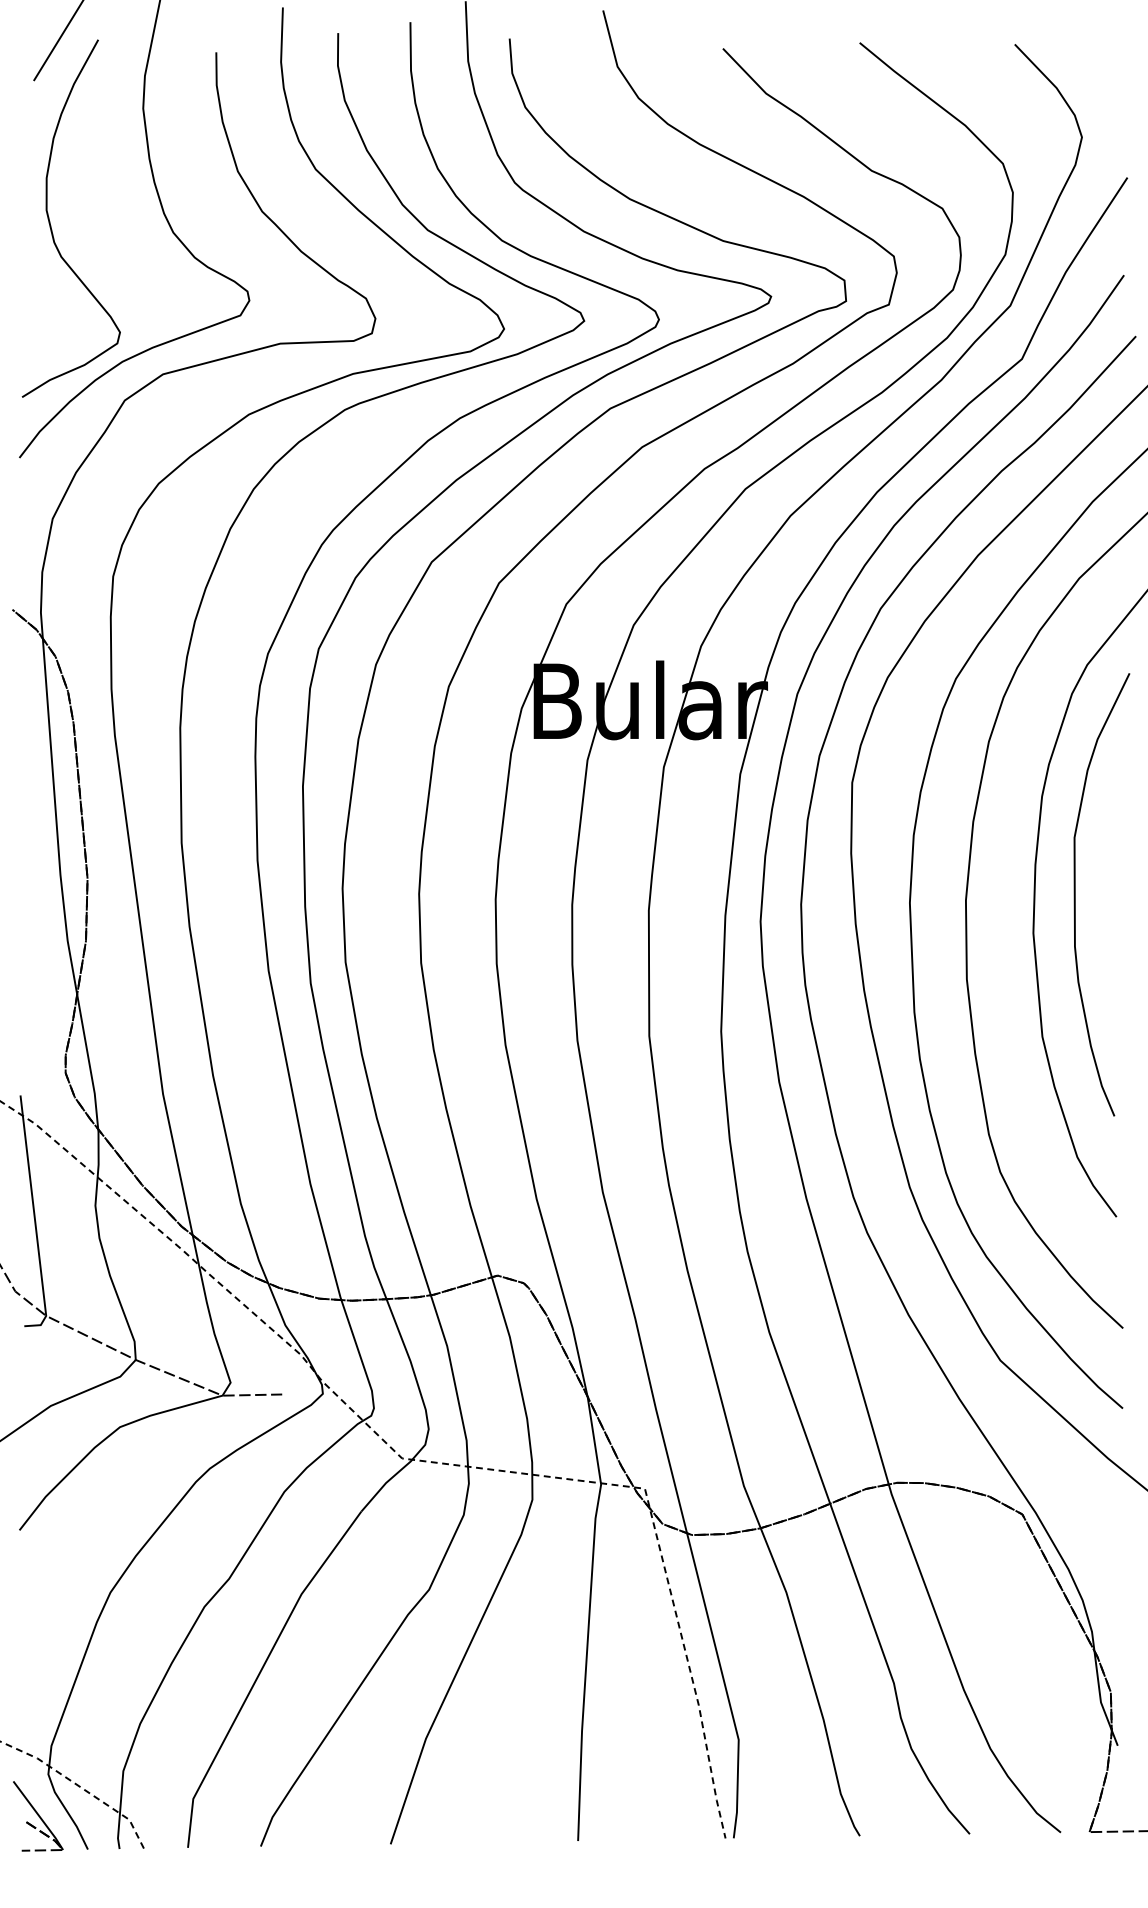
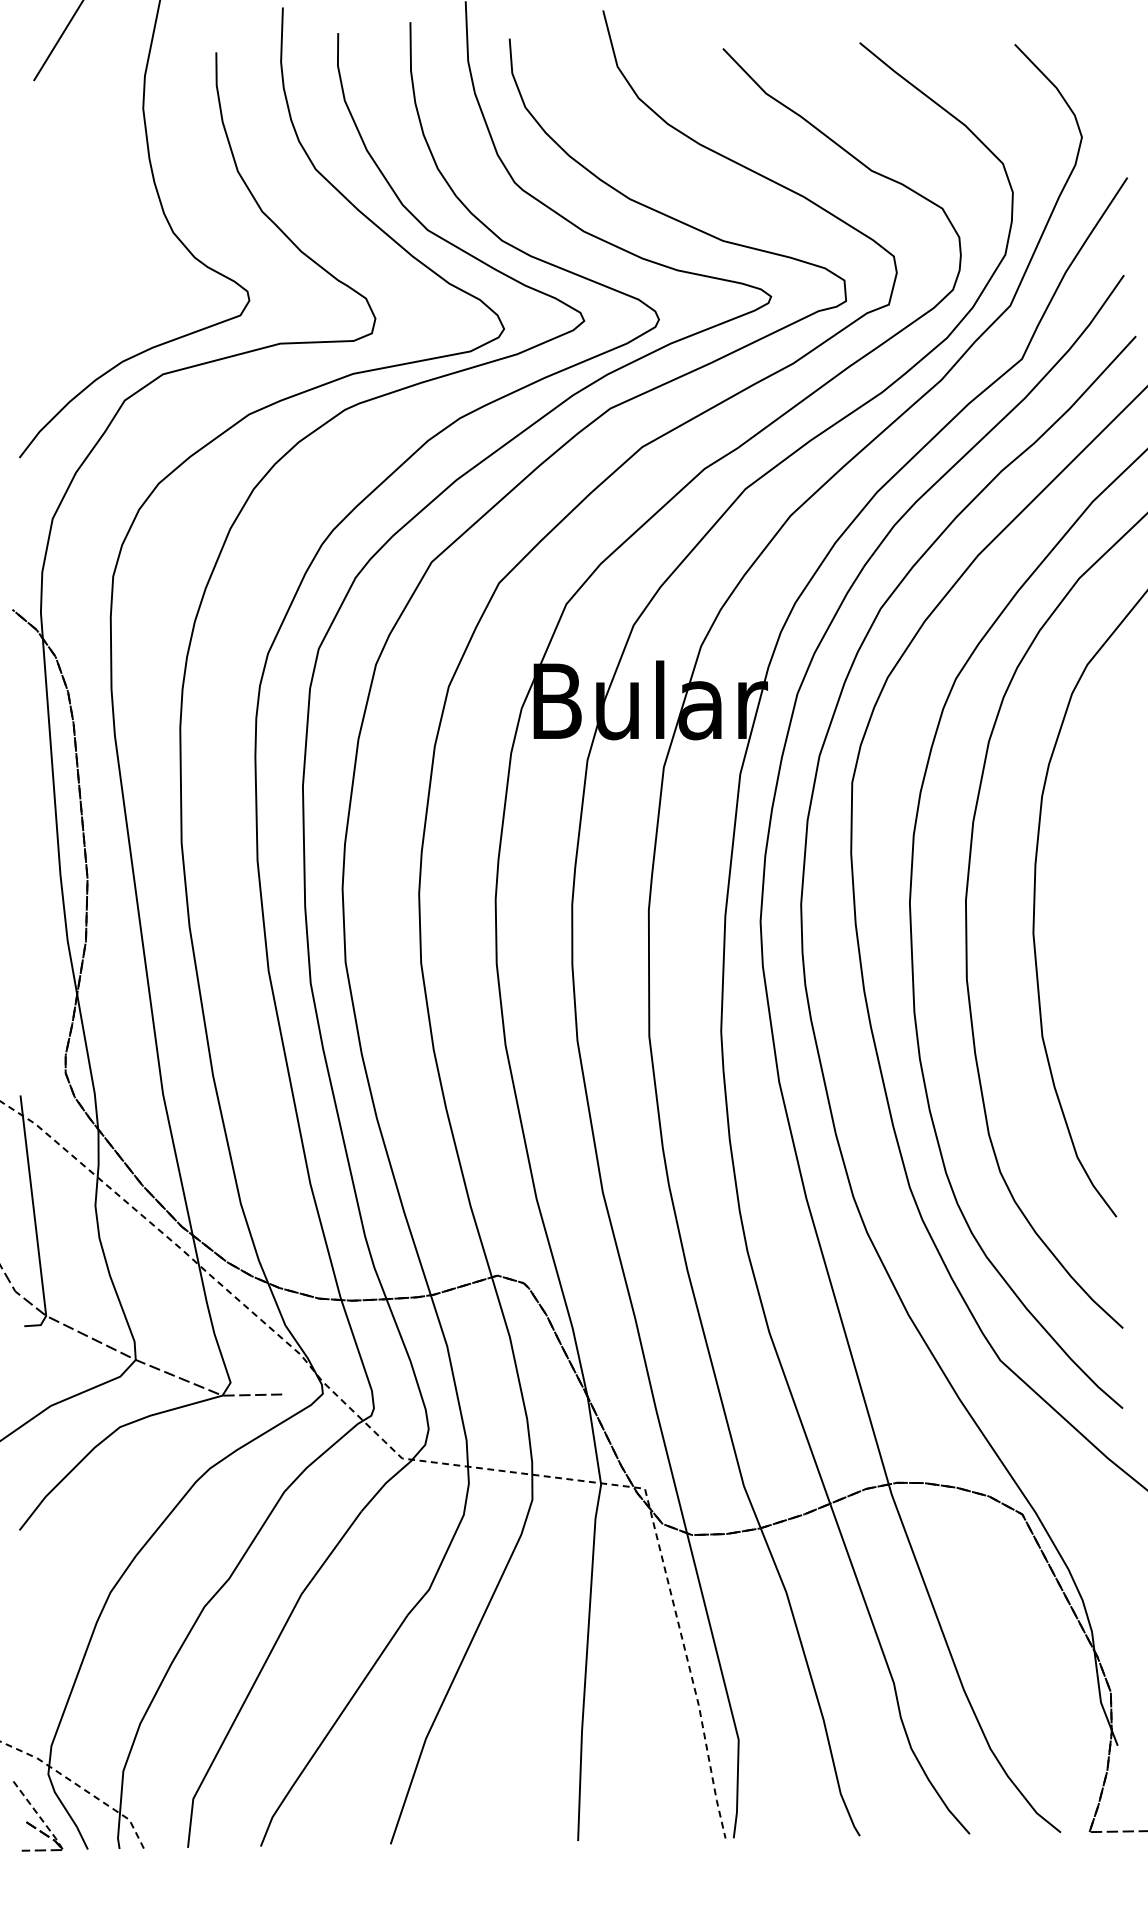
curve: present -> none (50, 221)
curve: present -> none (1075, 894)
line: solid -> dashed (39, 1816)
